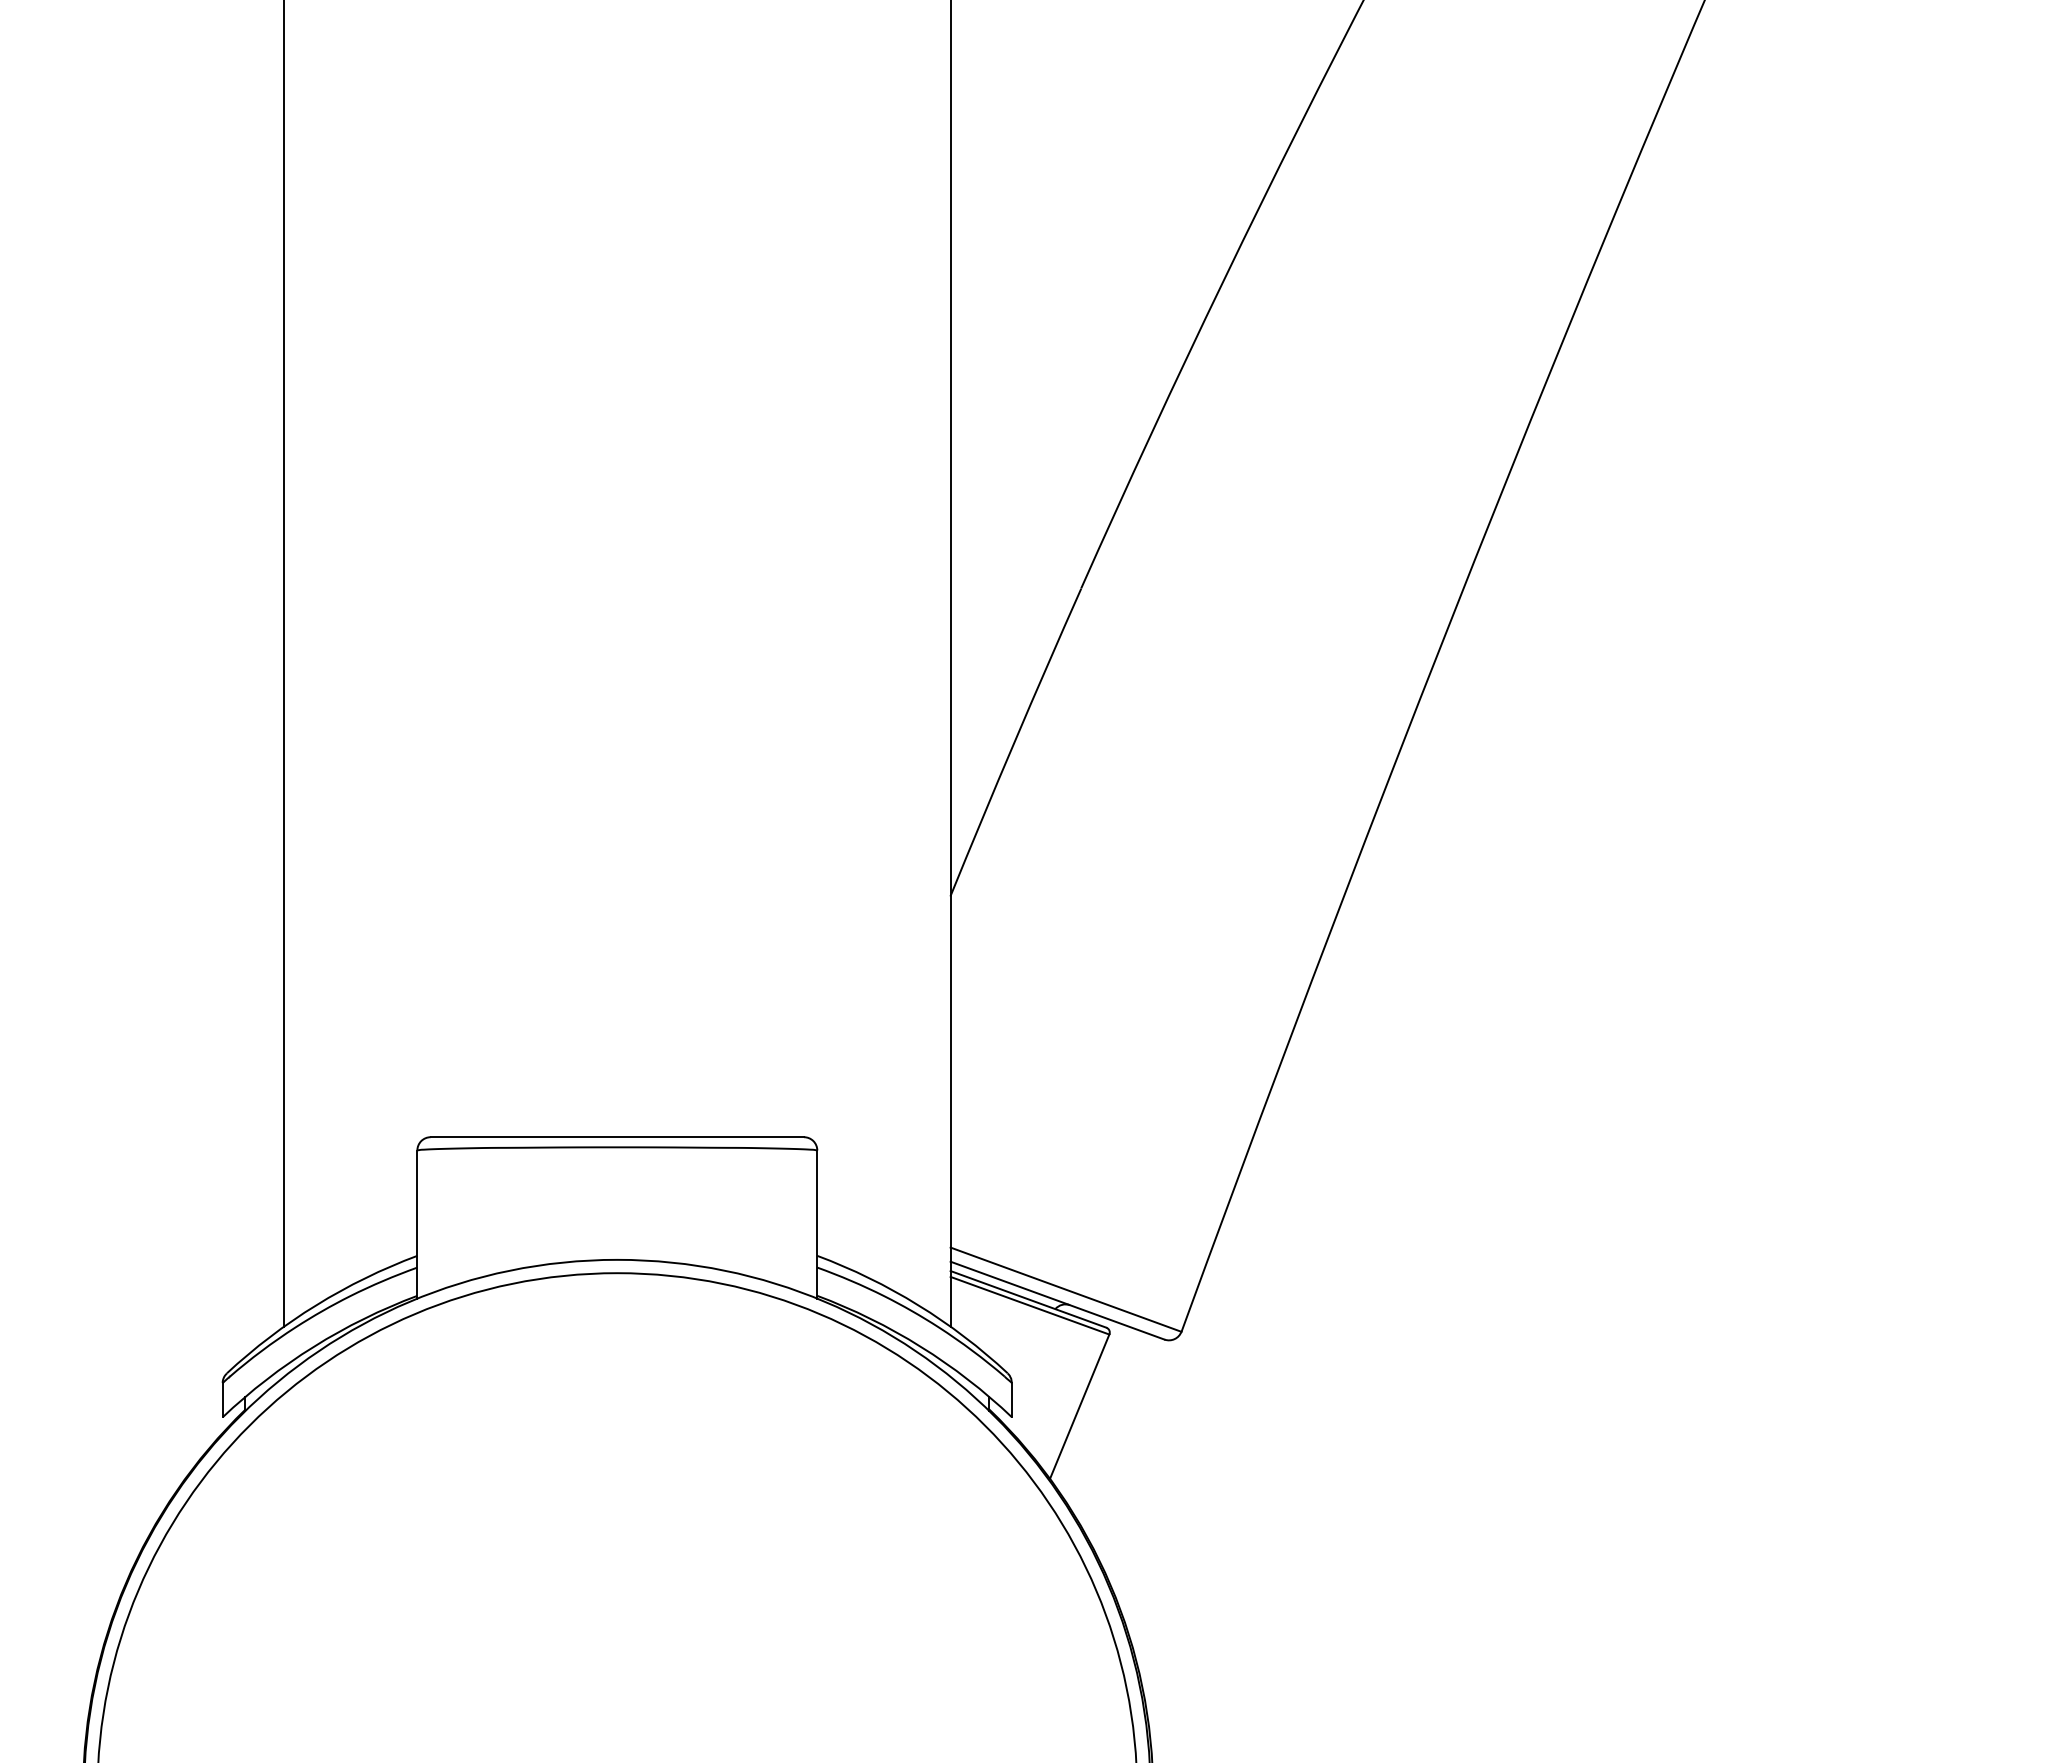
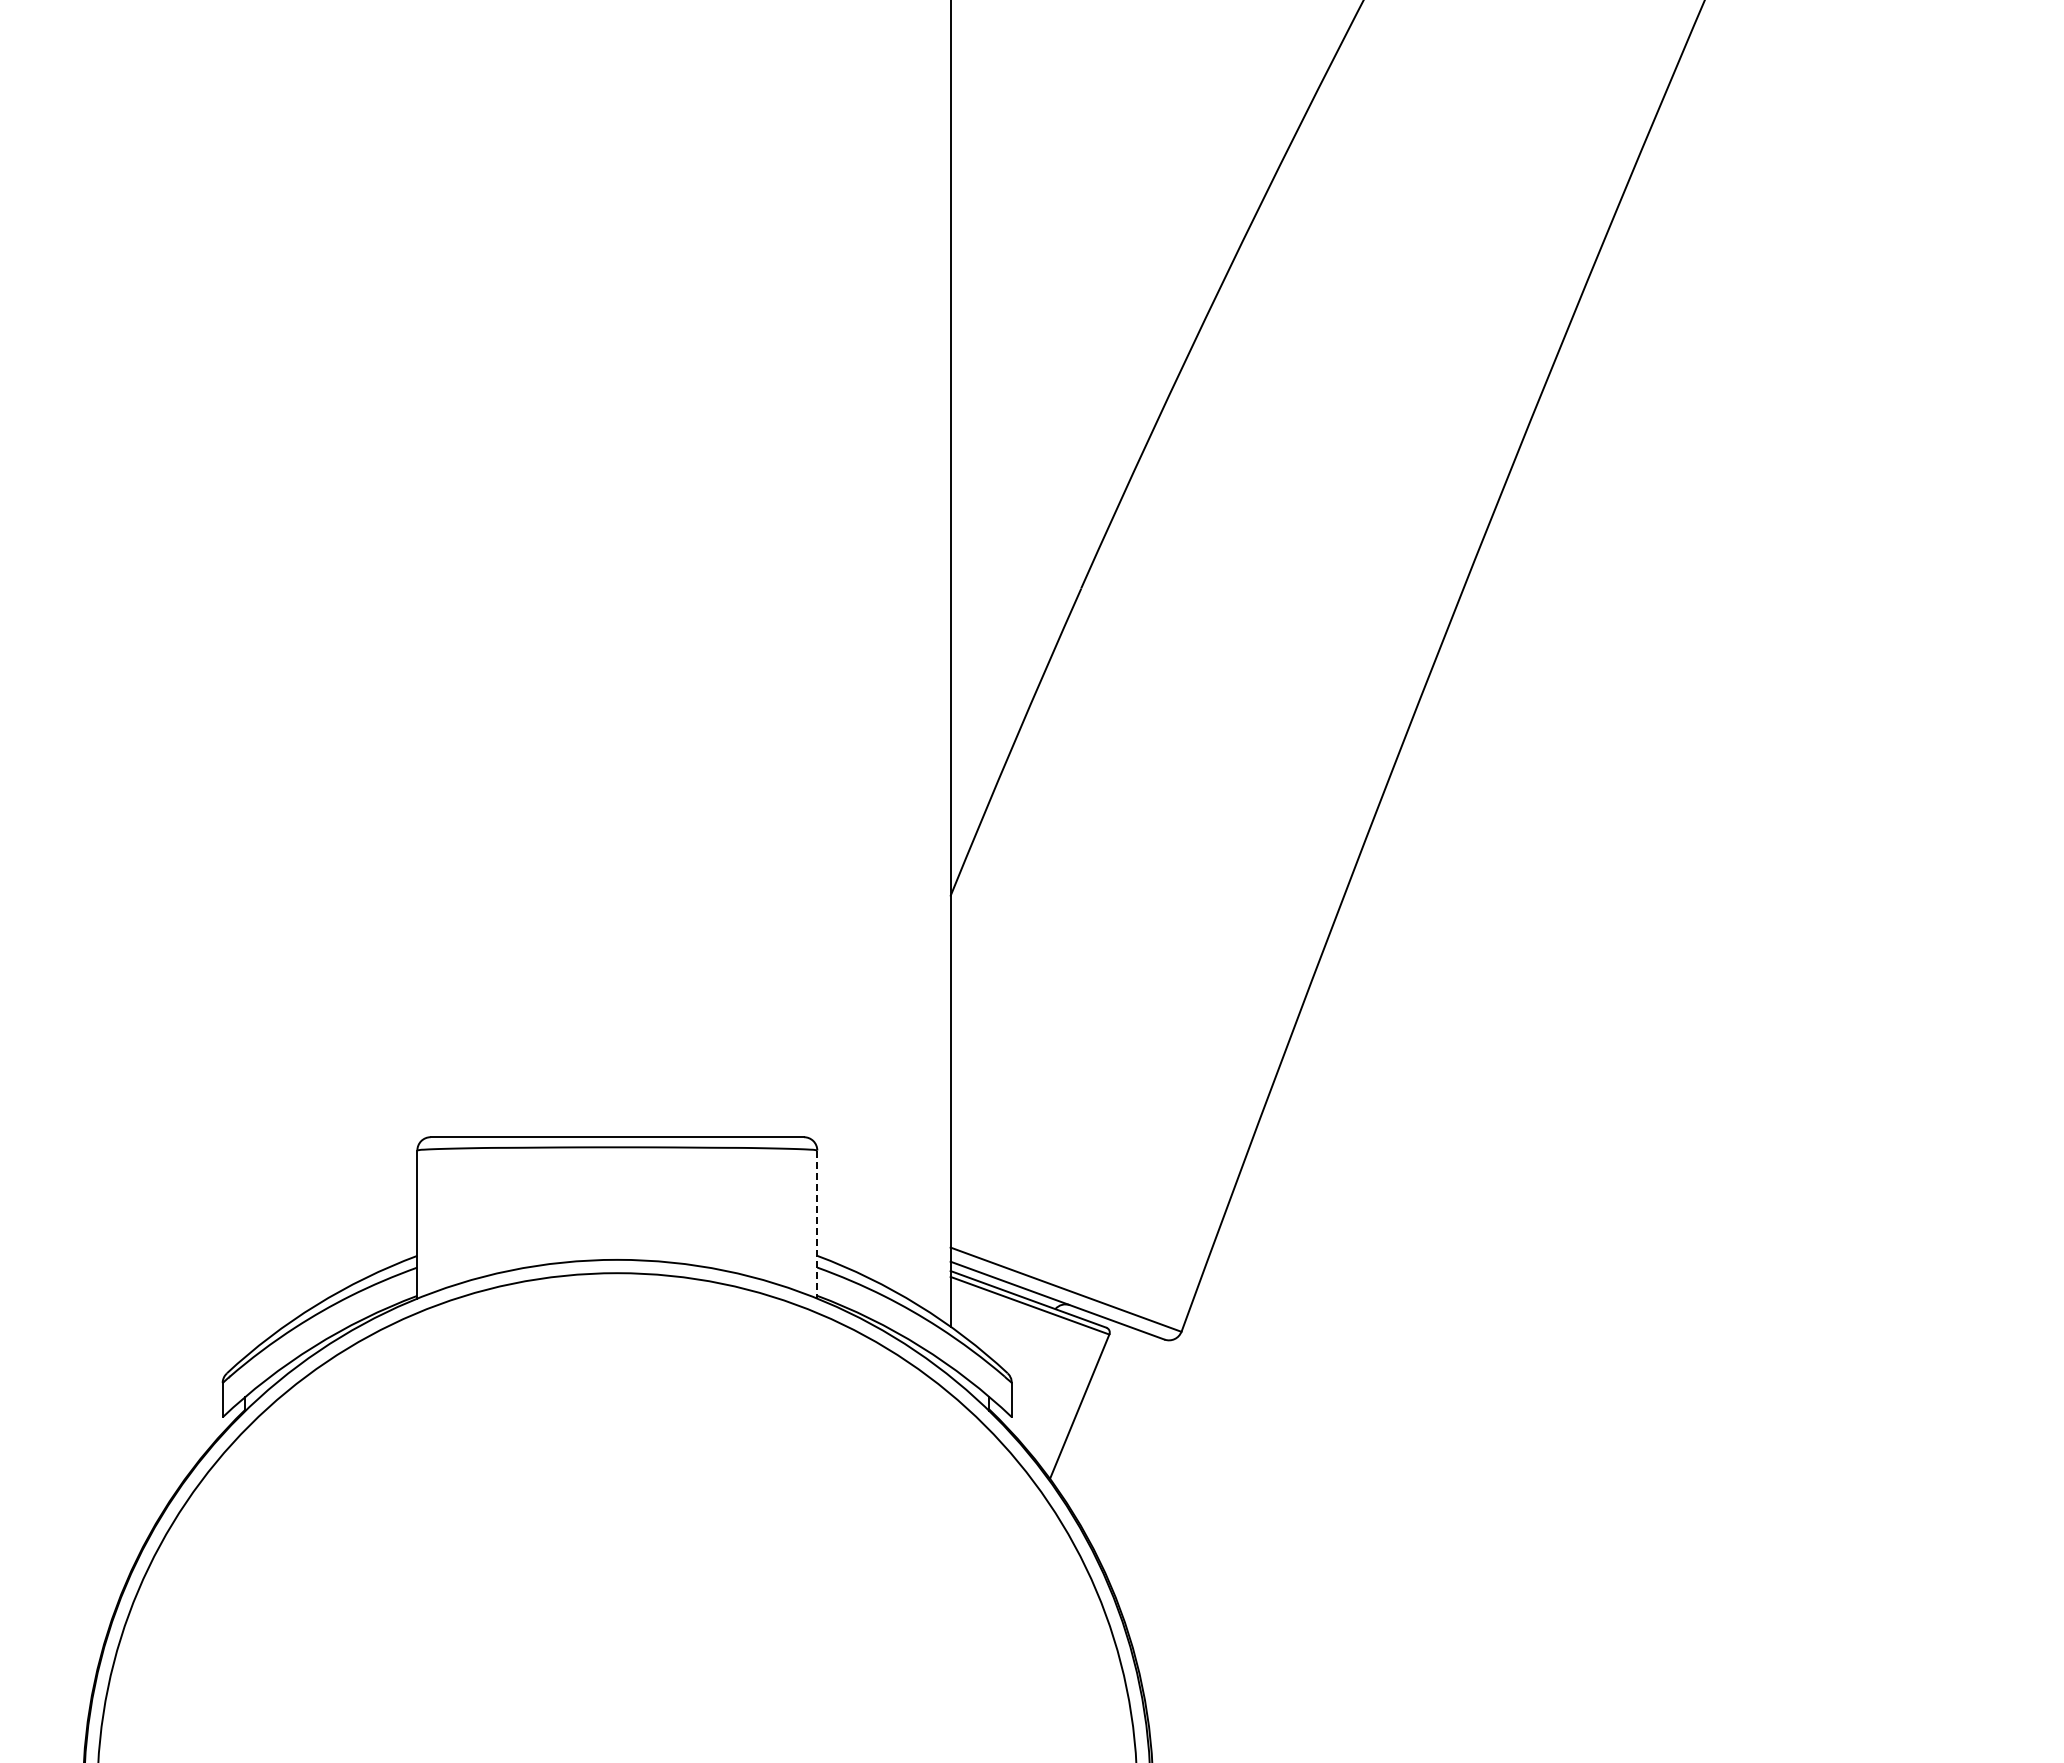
line: present -> none (284, 664)
line: solid -> dashed (817, 1225)
